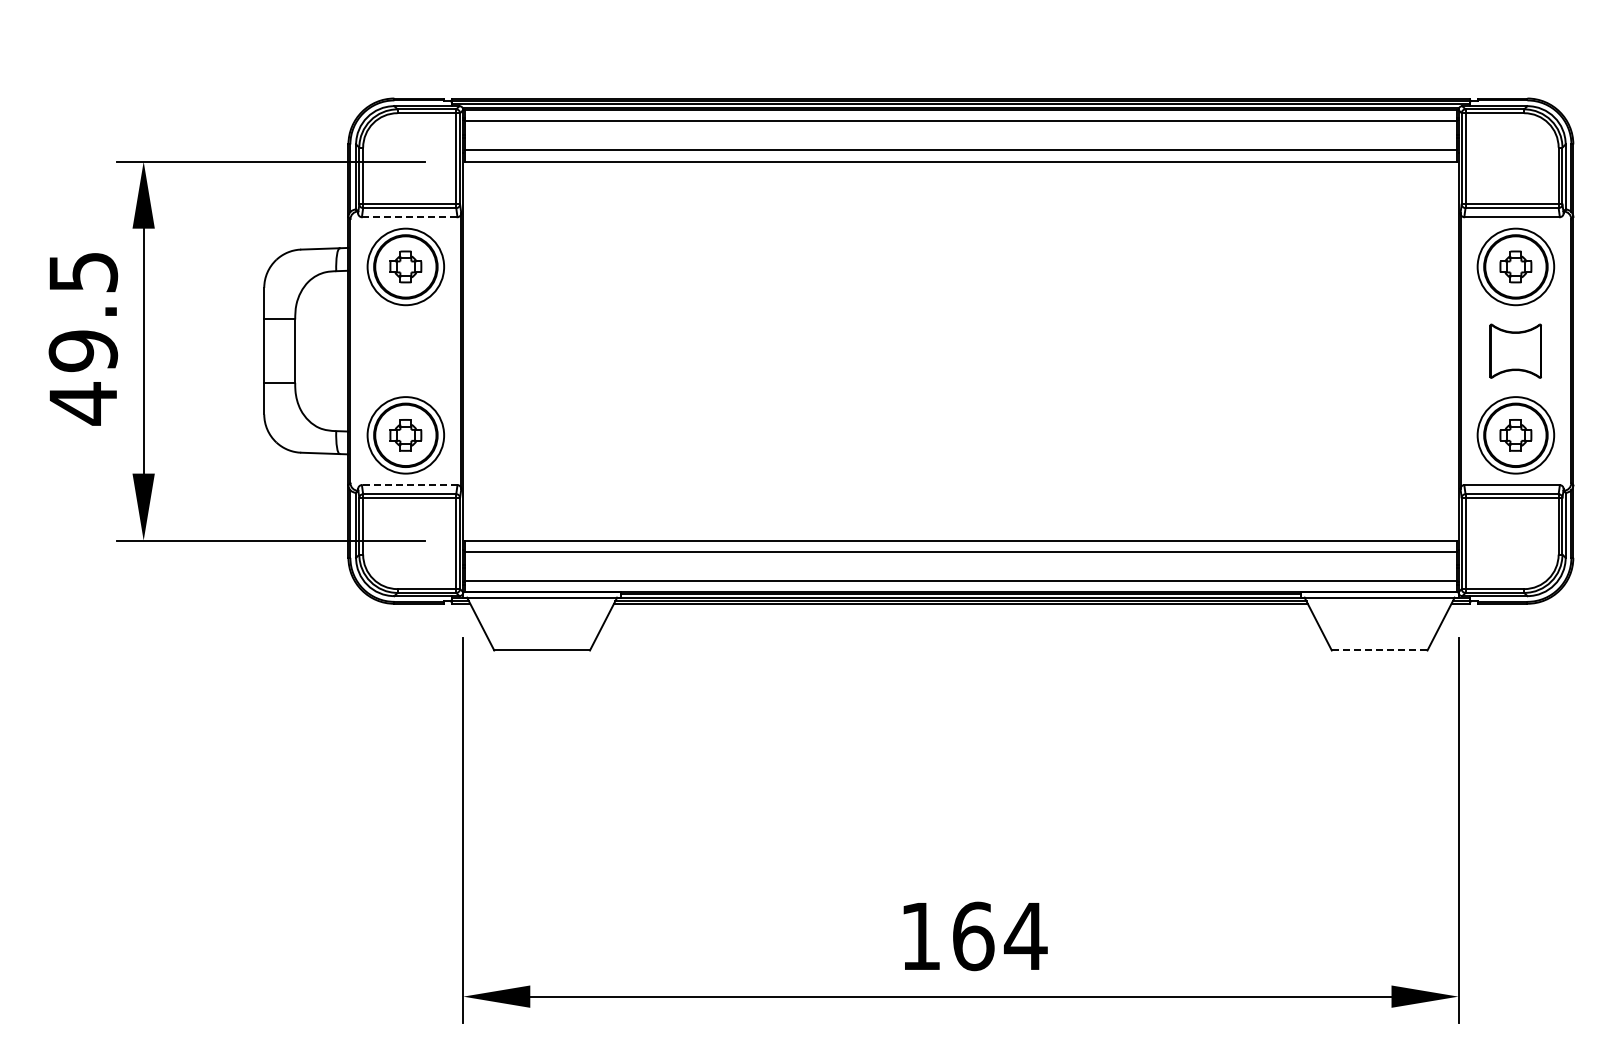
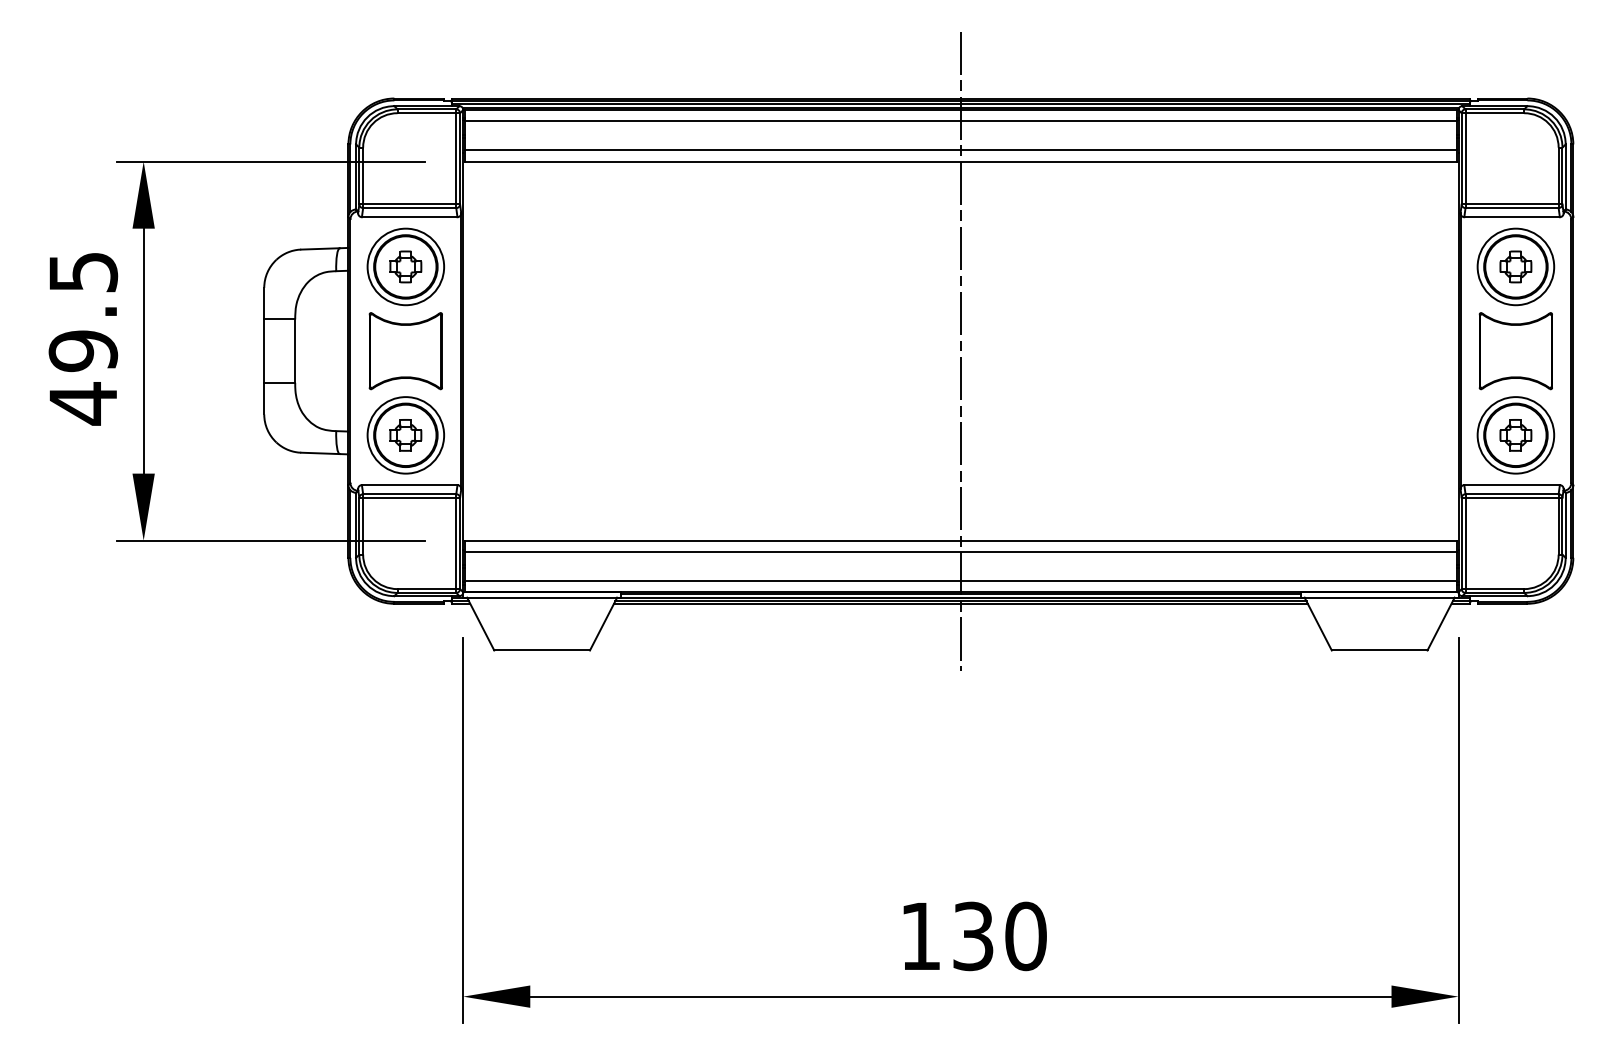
line: dashed -> solid (409, 217)
line: none -> present (960, 350)
part size: 53x56 px -> 75x79 px (1515, 351)
part: none -> present (405, 351)
line: dashed -> solid (409, 485)
line: dashed -> solid (1379, 650)
text: 164 -> 130 (1000, 936)
